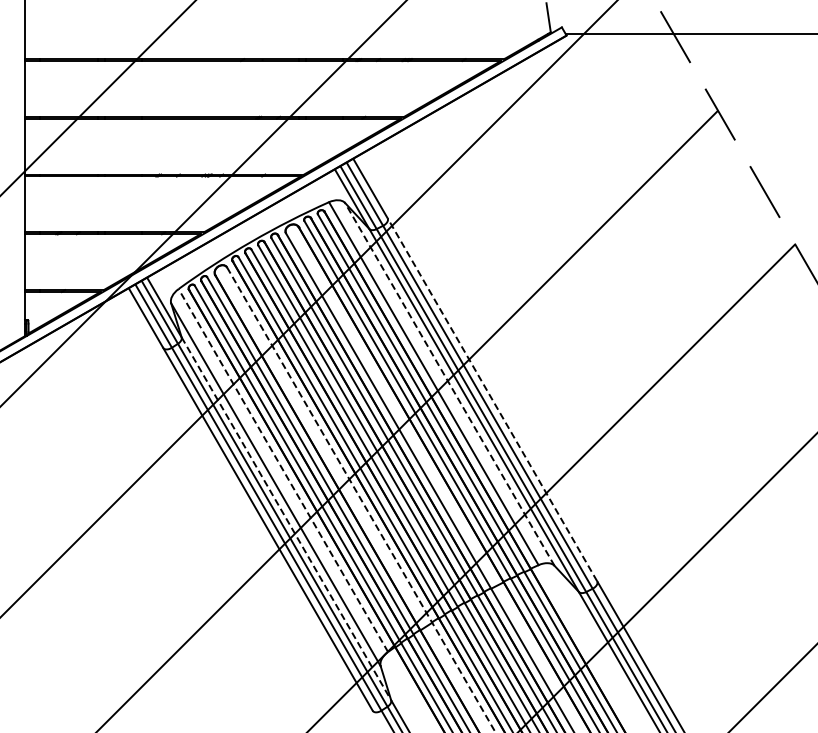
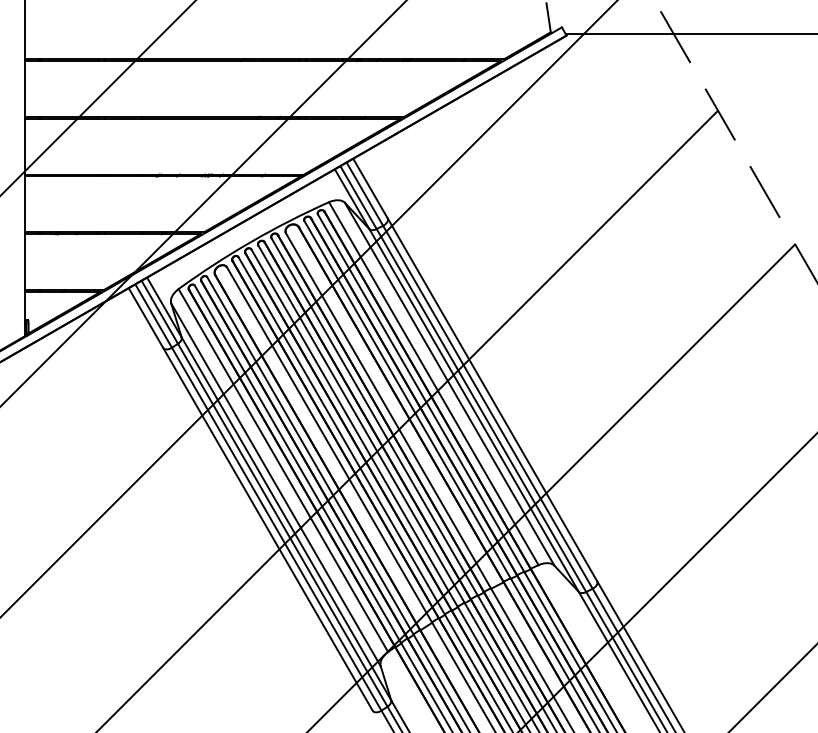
line: dashed -> solid (449, 384)
line: dashed -> solid (492, 399)
line: dashed -> solid (283, 470)
line: dashed -> solid (361, 500)
line: dashed -> solid (286, 518)
